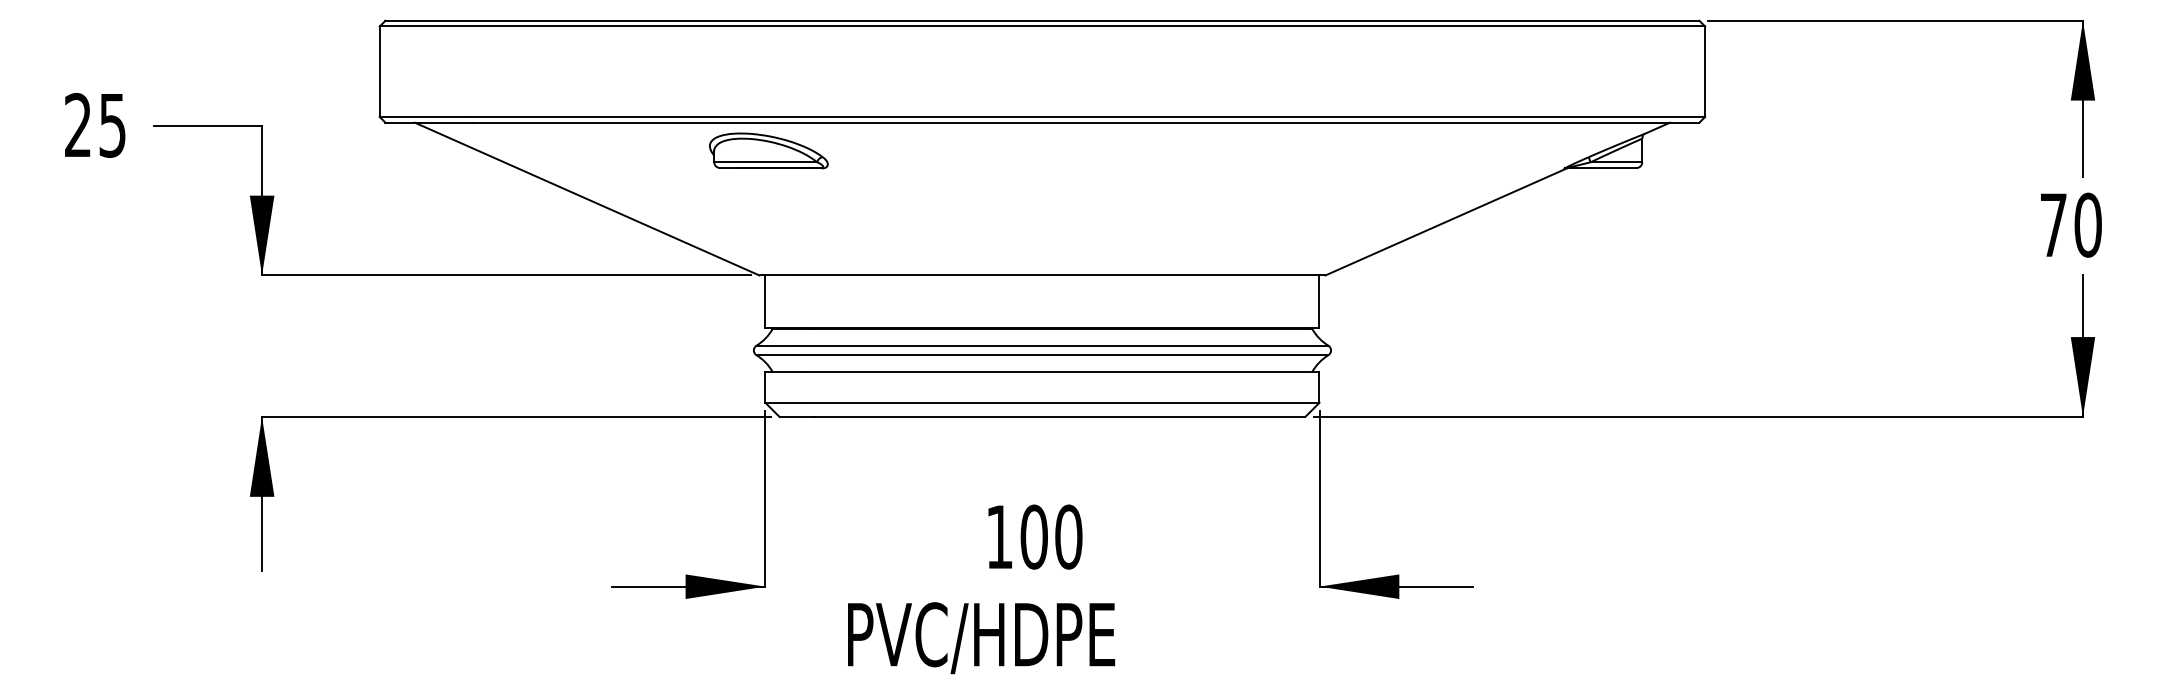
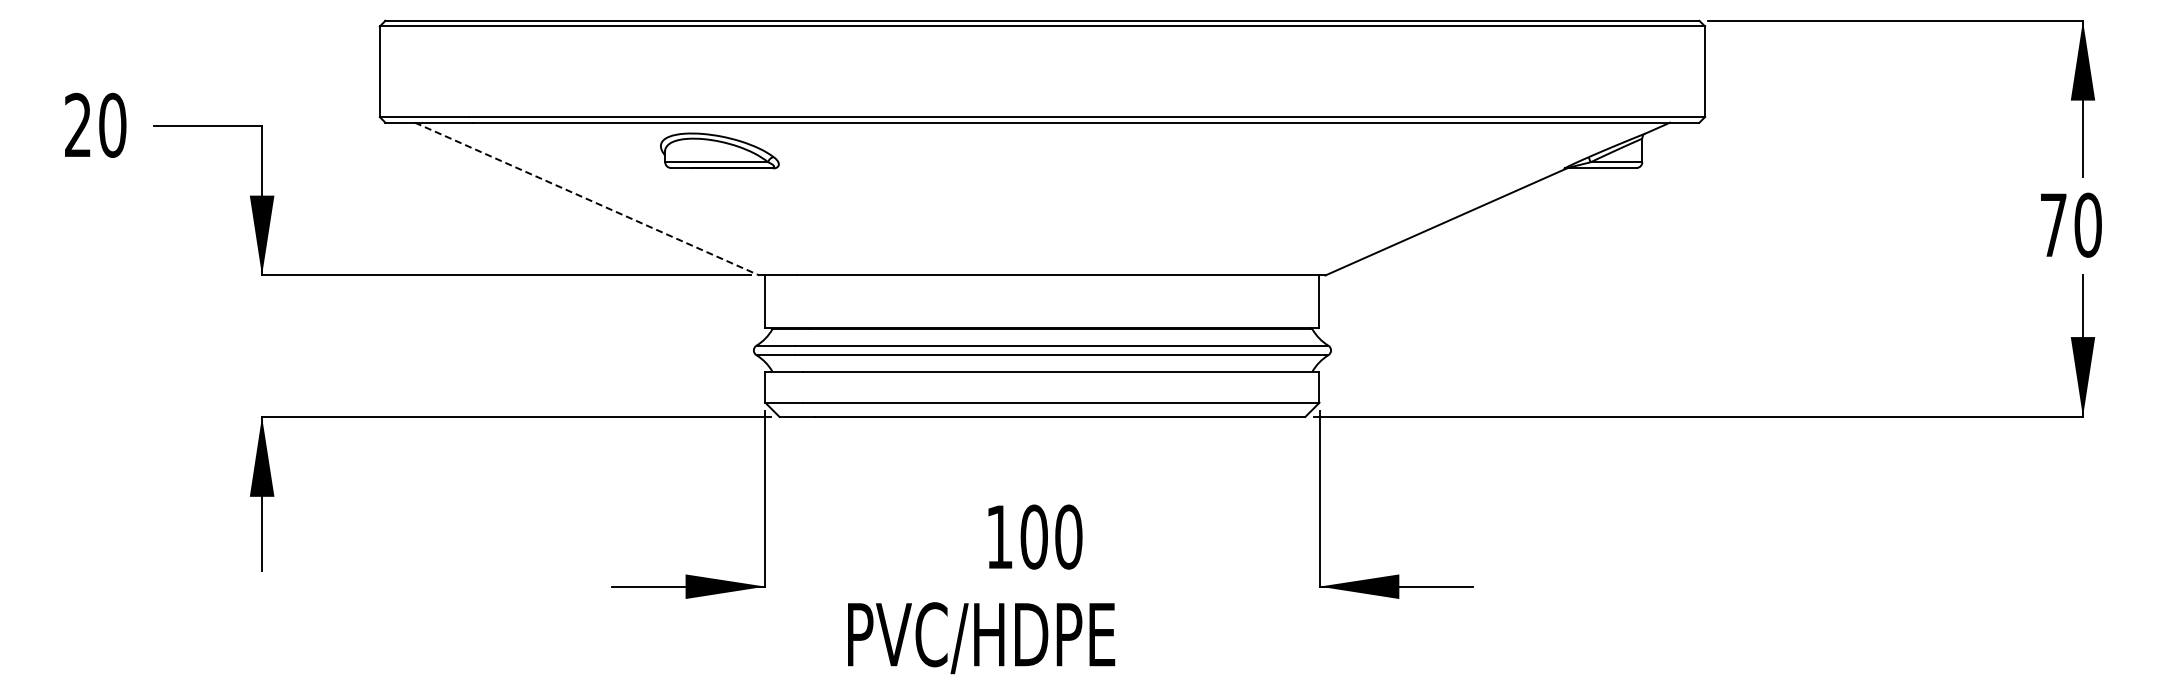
text: 25 -> 20 (112, 124)
part position: (768, 150) -> (719, 150) (719, 150)
line: solid -> dashed (587, 199)
